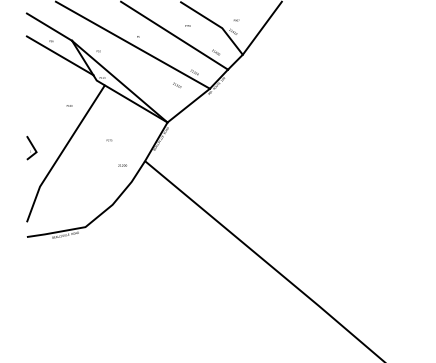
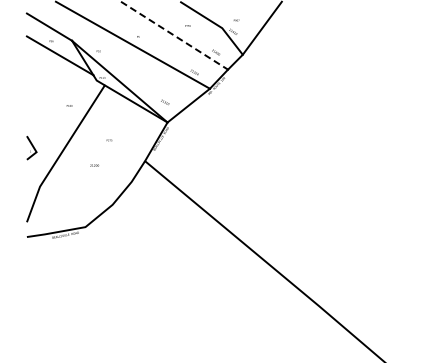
line: solid -> dashed (174, 35)
text position: (177, 85) -> (165, 102) (165, 102)
text position: (122, 165) -> (94, 165) (94, 165)
